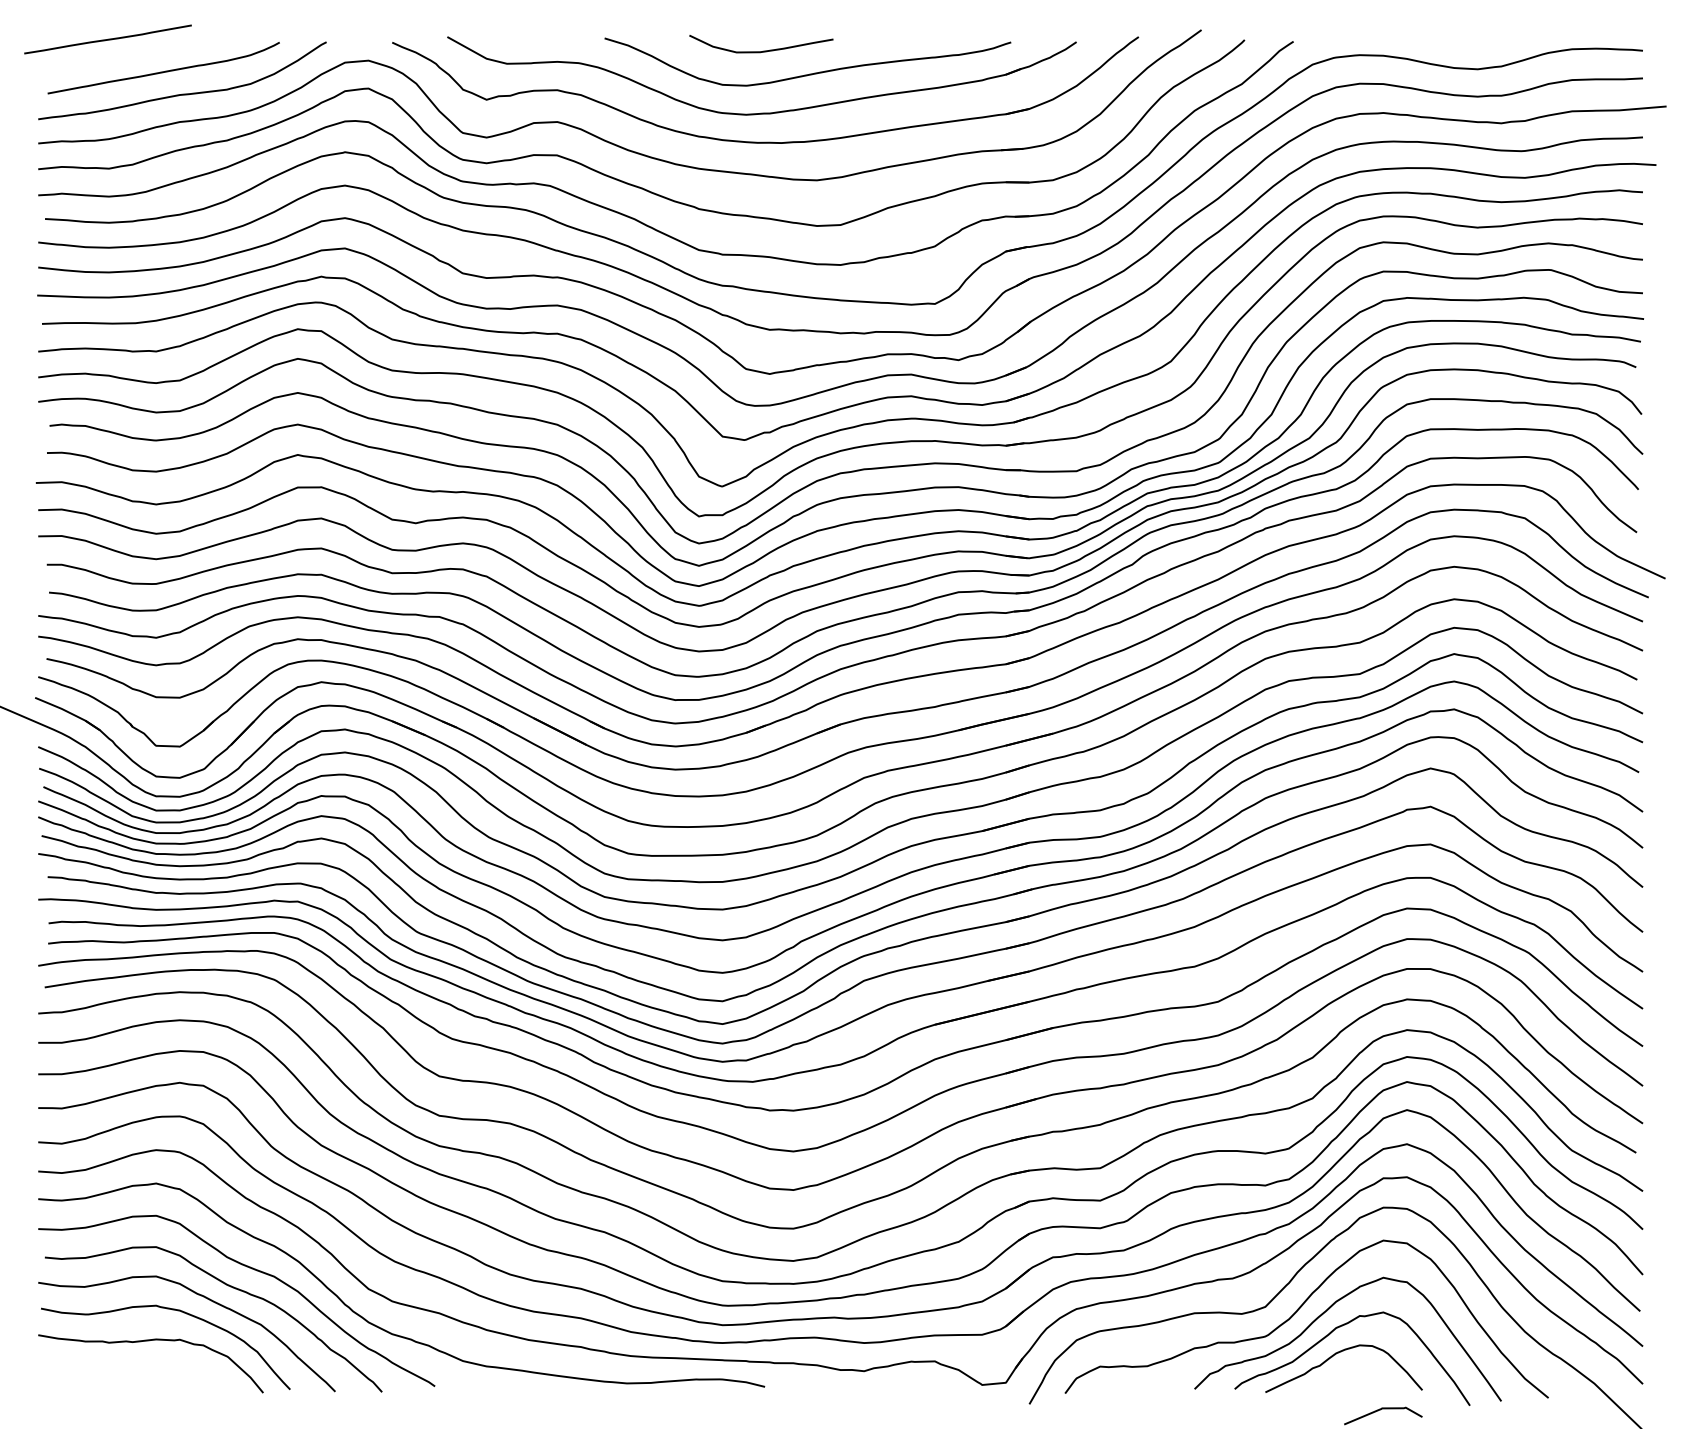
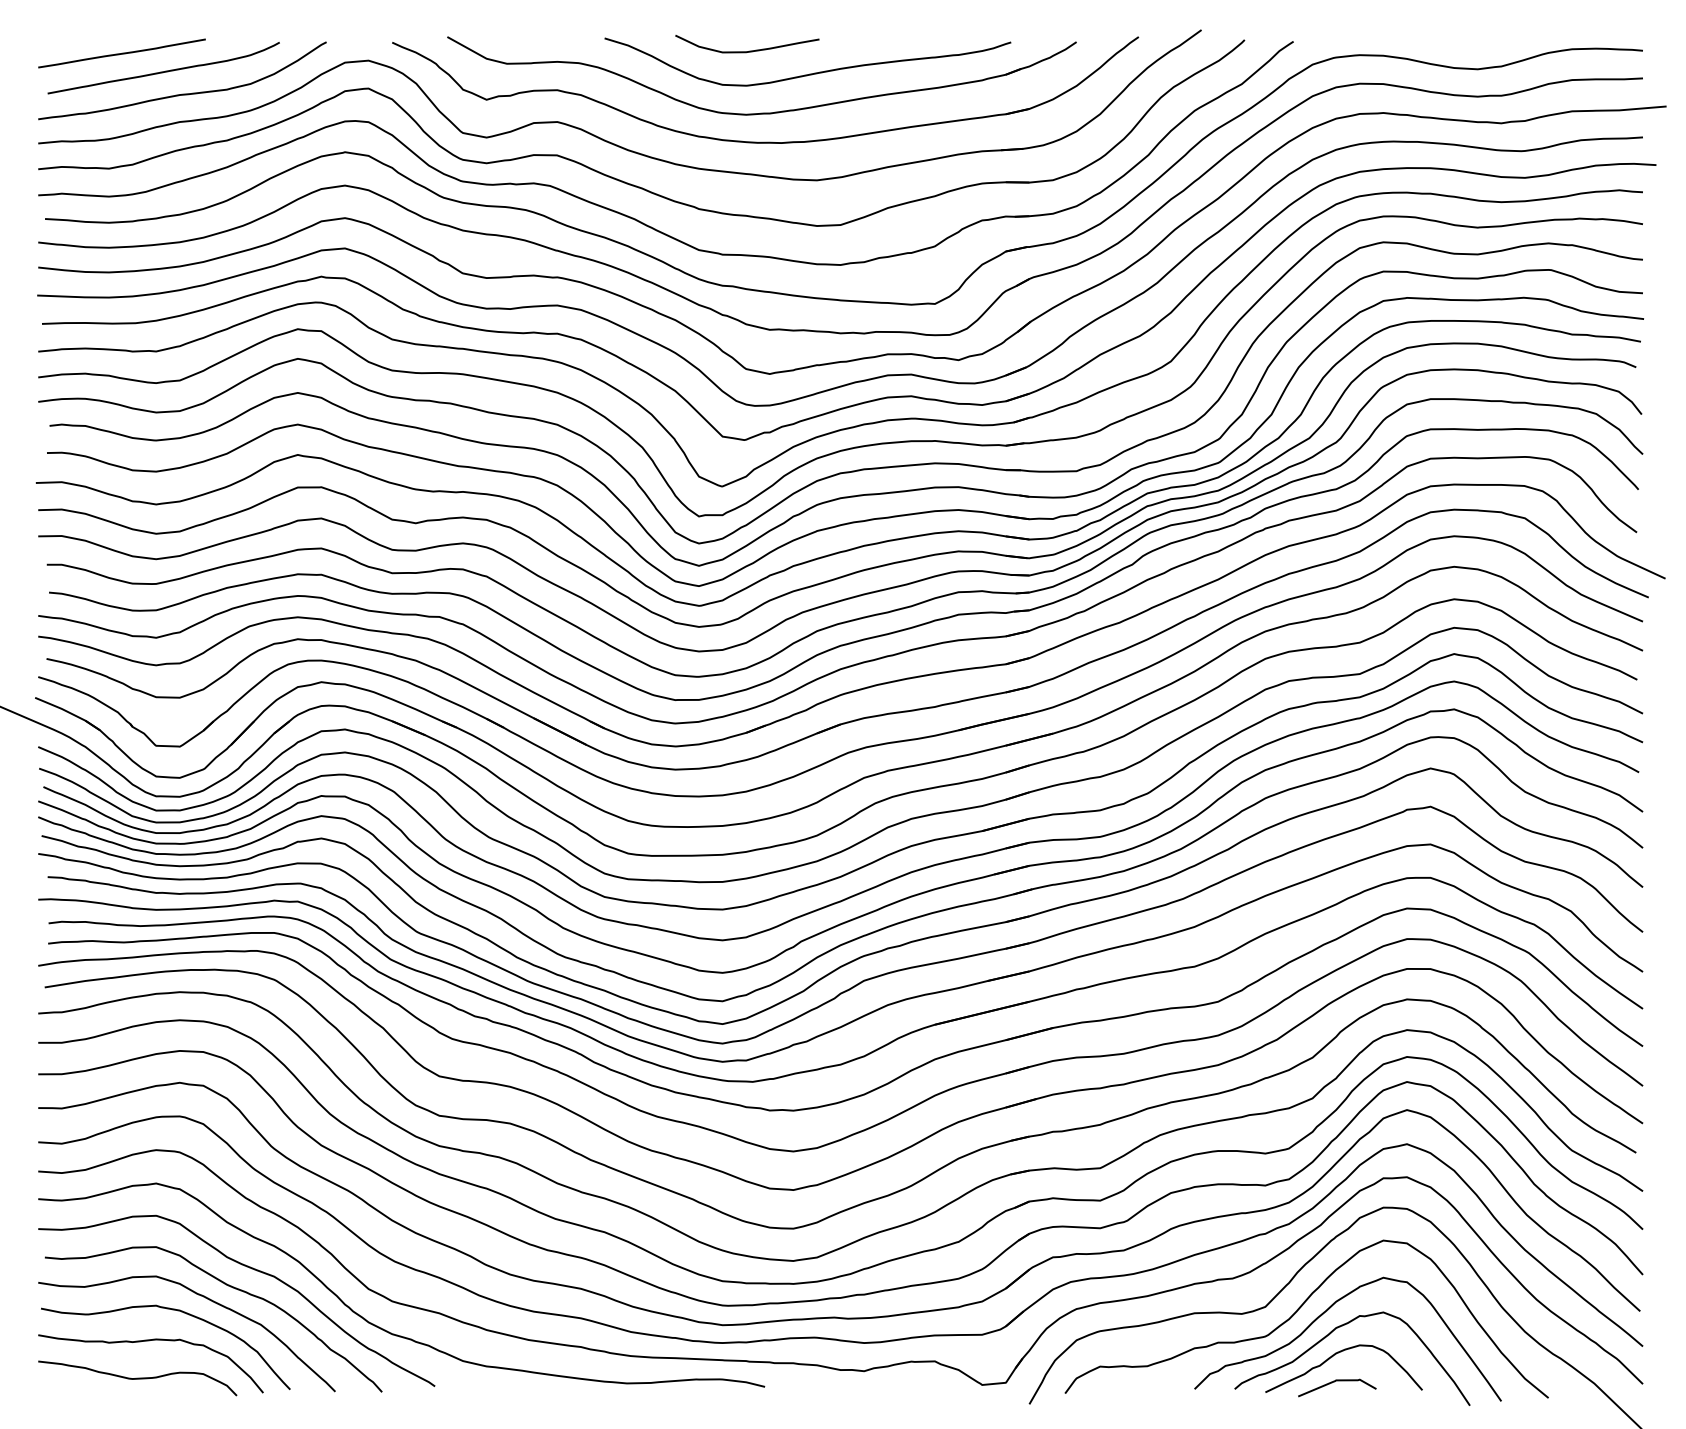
line position: (107, 39) -> (121, 53) (121, 53)
curve position: (763, 50) -> (749, 50) (749, 50)
curve: none -> present (137, 1378)
curve position: (1380, 1410) -> (1334, 1382) (1334, 1382)
